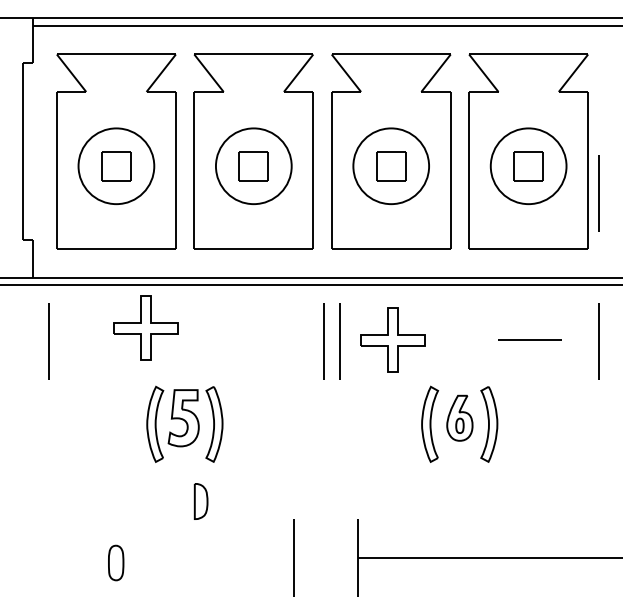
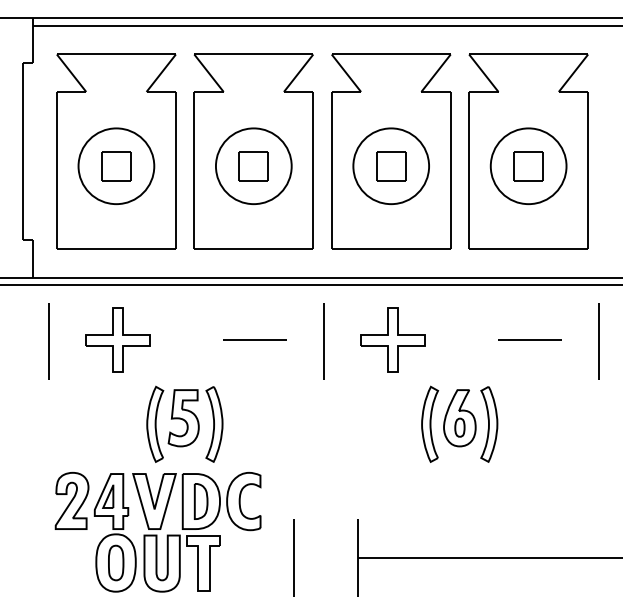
line: present -> none (598, 193)
part position: (145, 327) -> (117, 339) (117, 339)
line: none -> present (254, 339)
line: present -> none (339, 341)
part size: 28x48 px -> 34x59 px (459, 418)
part: none -> present (157, 532)
